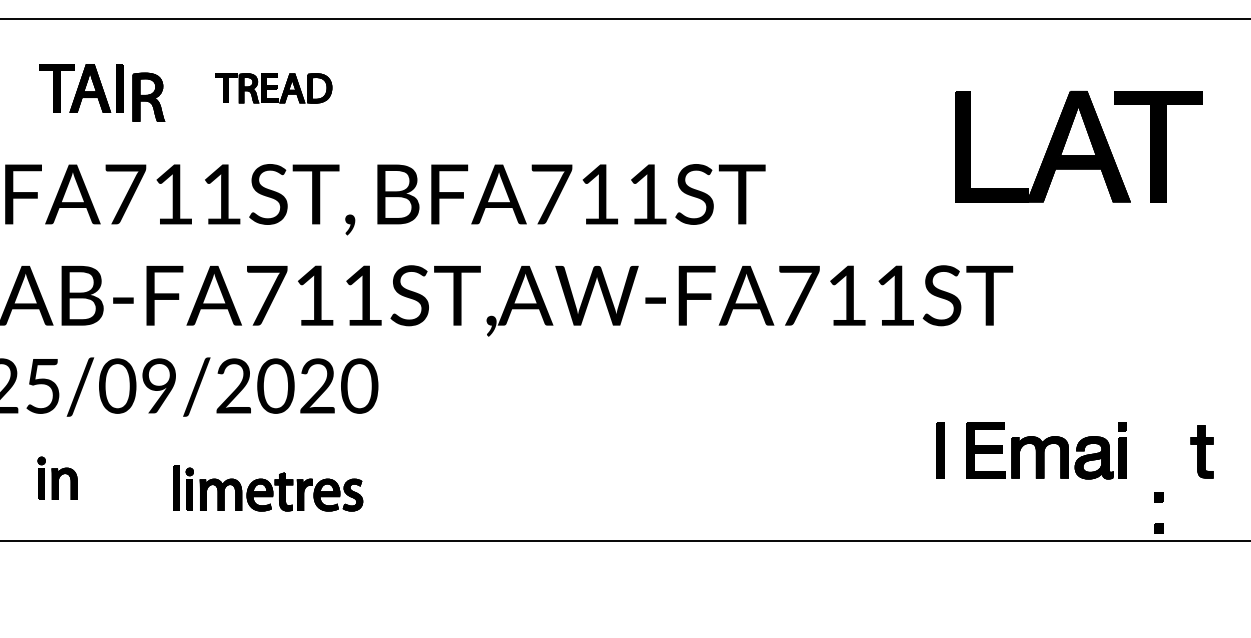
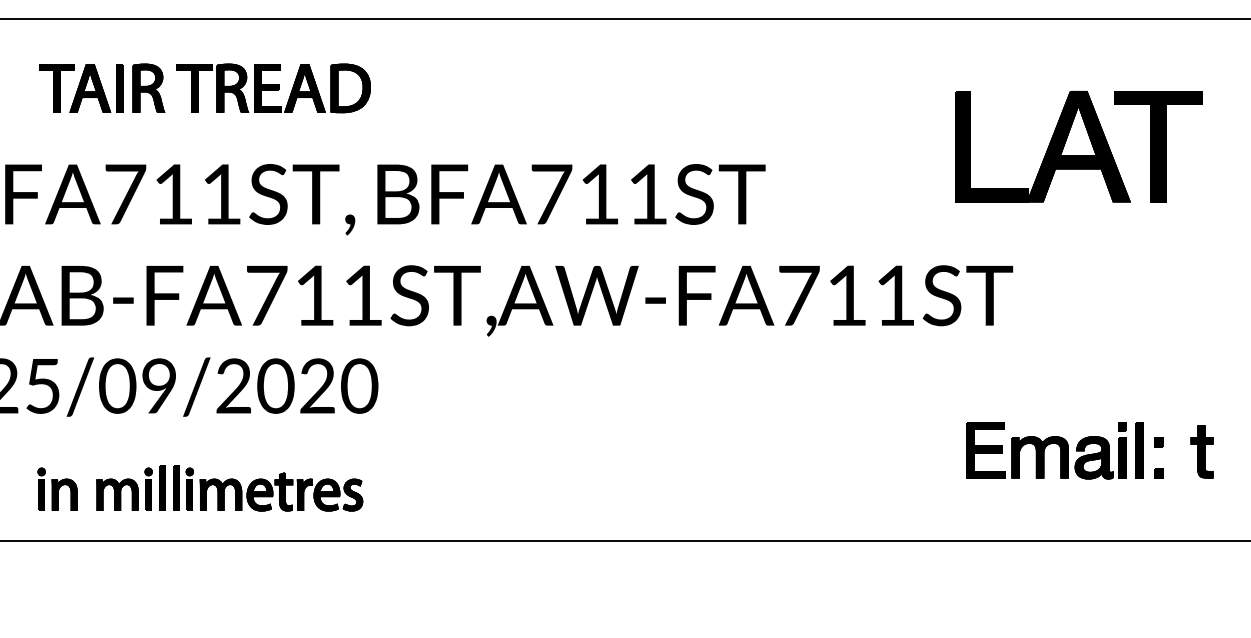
part size: 118x31 px -> 195x51 px (273, 88)
part position: (148, 96) -> (148, 87) (148, 87)
part position: (940, 450) -> (1139, 450) (1139, 450)
part position: (57, 477) -> (57, 488) (57, 488)
part: none -> present (130, 487)
part position: (1158, 502) -> (1158, 447) (1158, 447)
